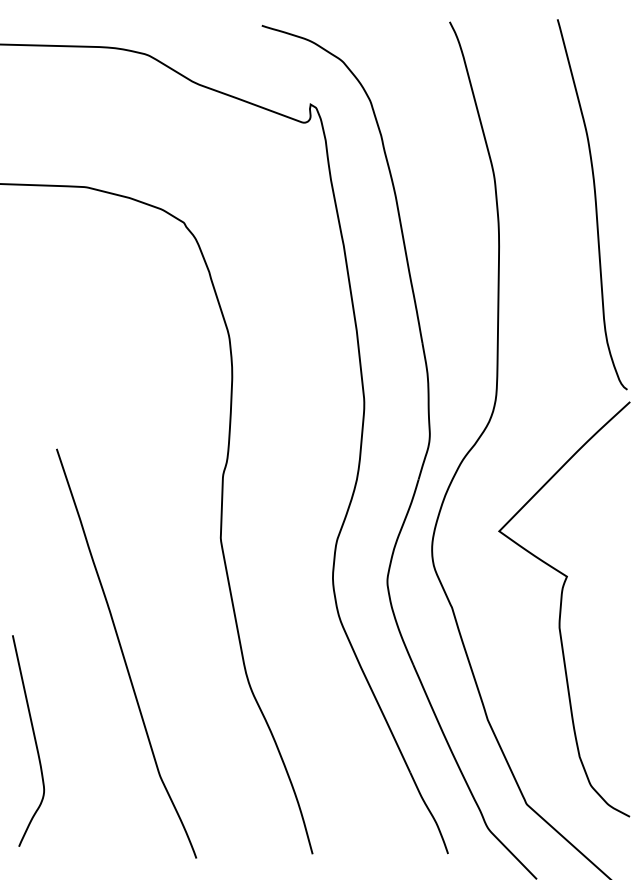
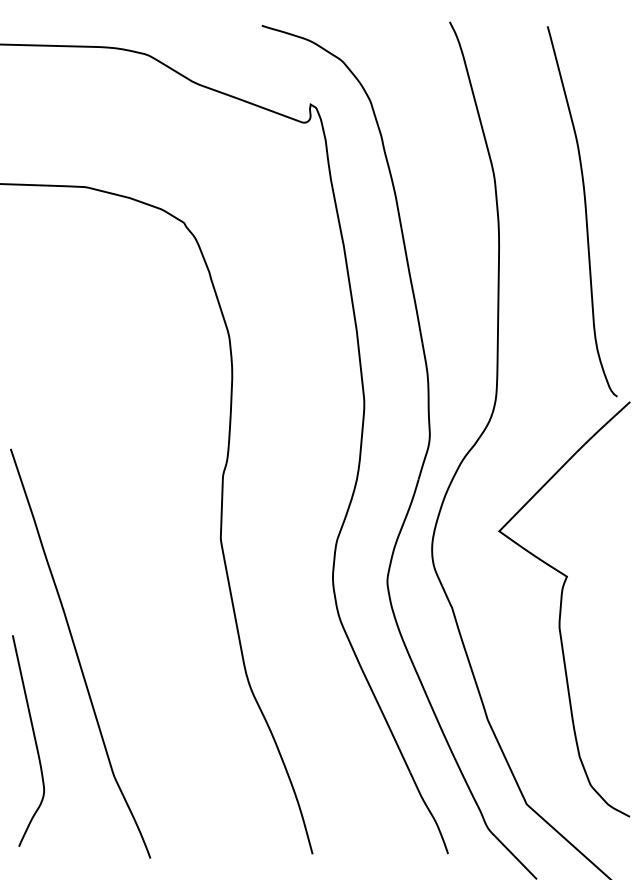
curve position: (595, 204) -> (585, 211) (585, 211)
curve position: (124, 655) -> (78, 655) (78, 655)
